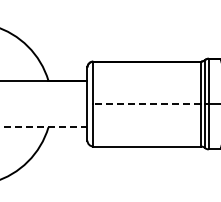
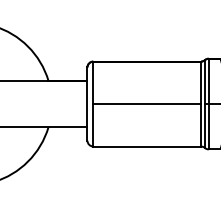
line: dashed -> solid (147, 104)
line: dashed -> solid (44, 127)
